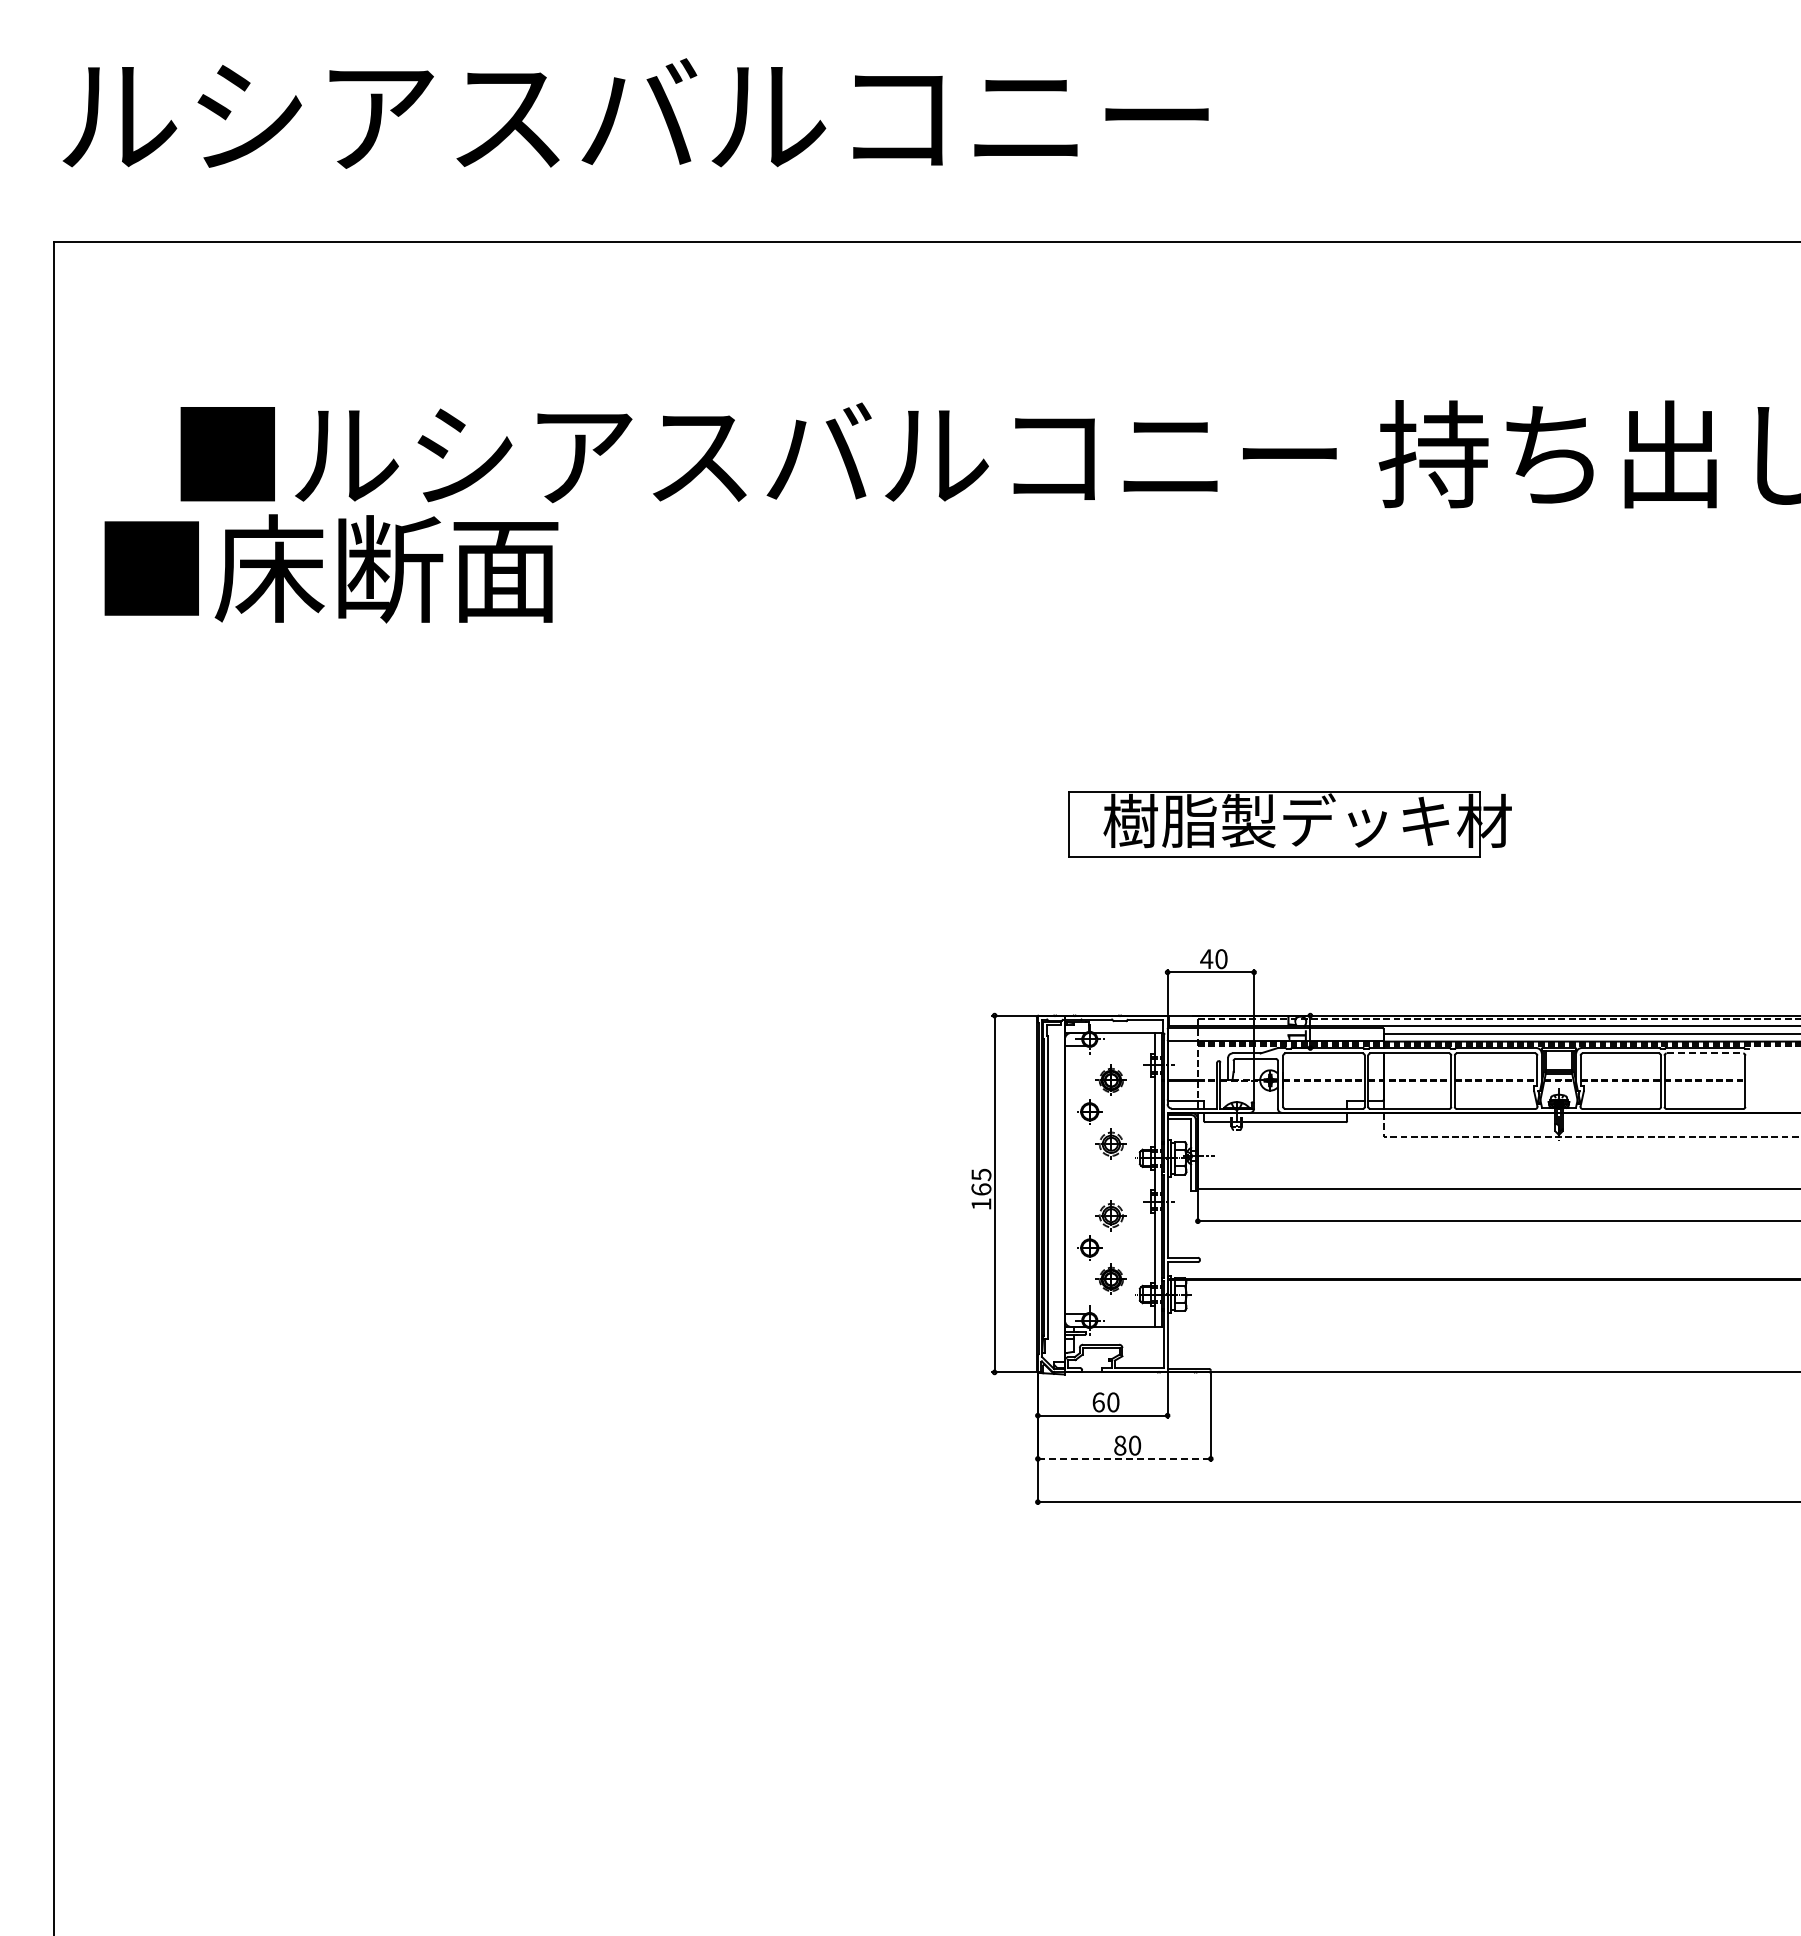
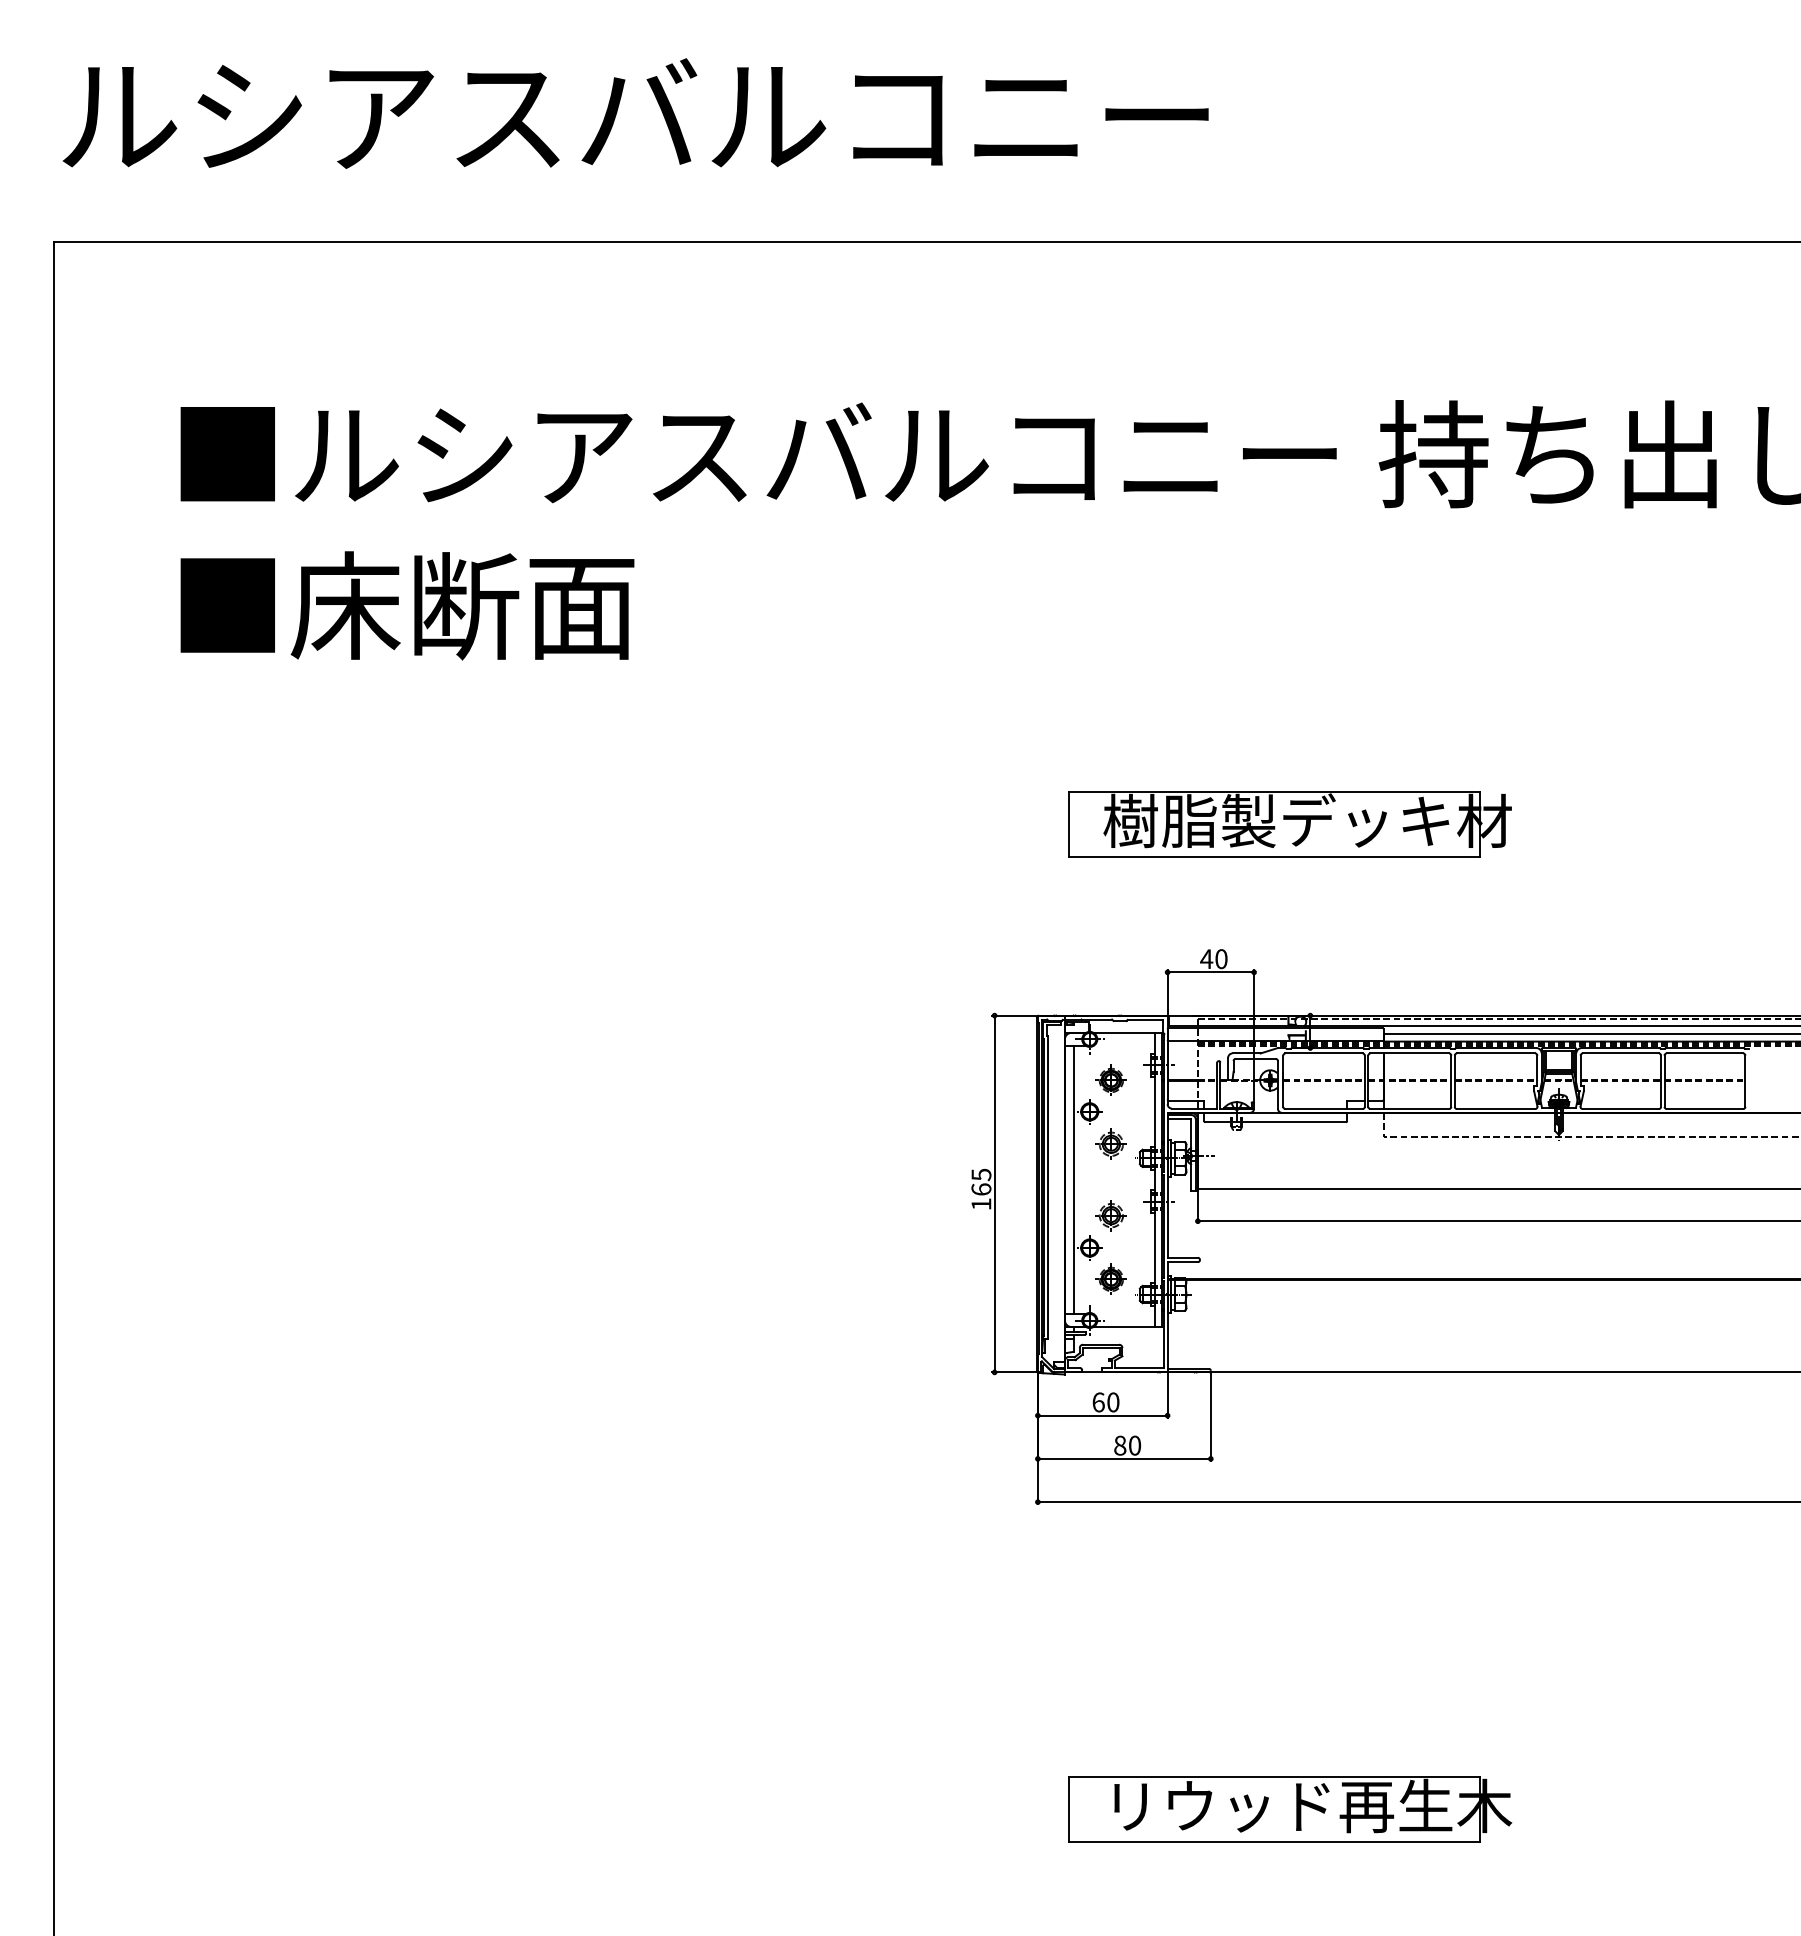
text position: (331, 568) -> (407, 605) (407, 605)
line: dashed -> solid (1705, 1053)
line: none -> present (1073, 1179)
line: dashed -> solid (1124, 1458)
part: none -> present (1290, 1809)
